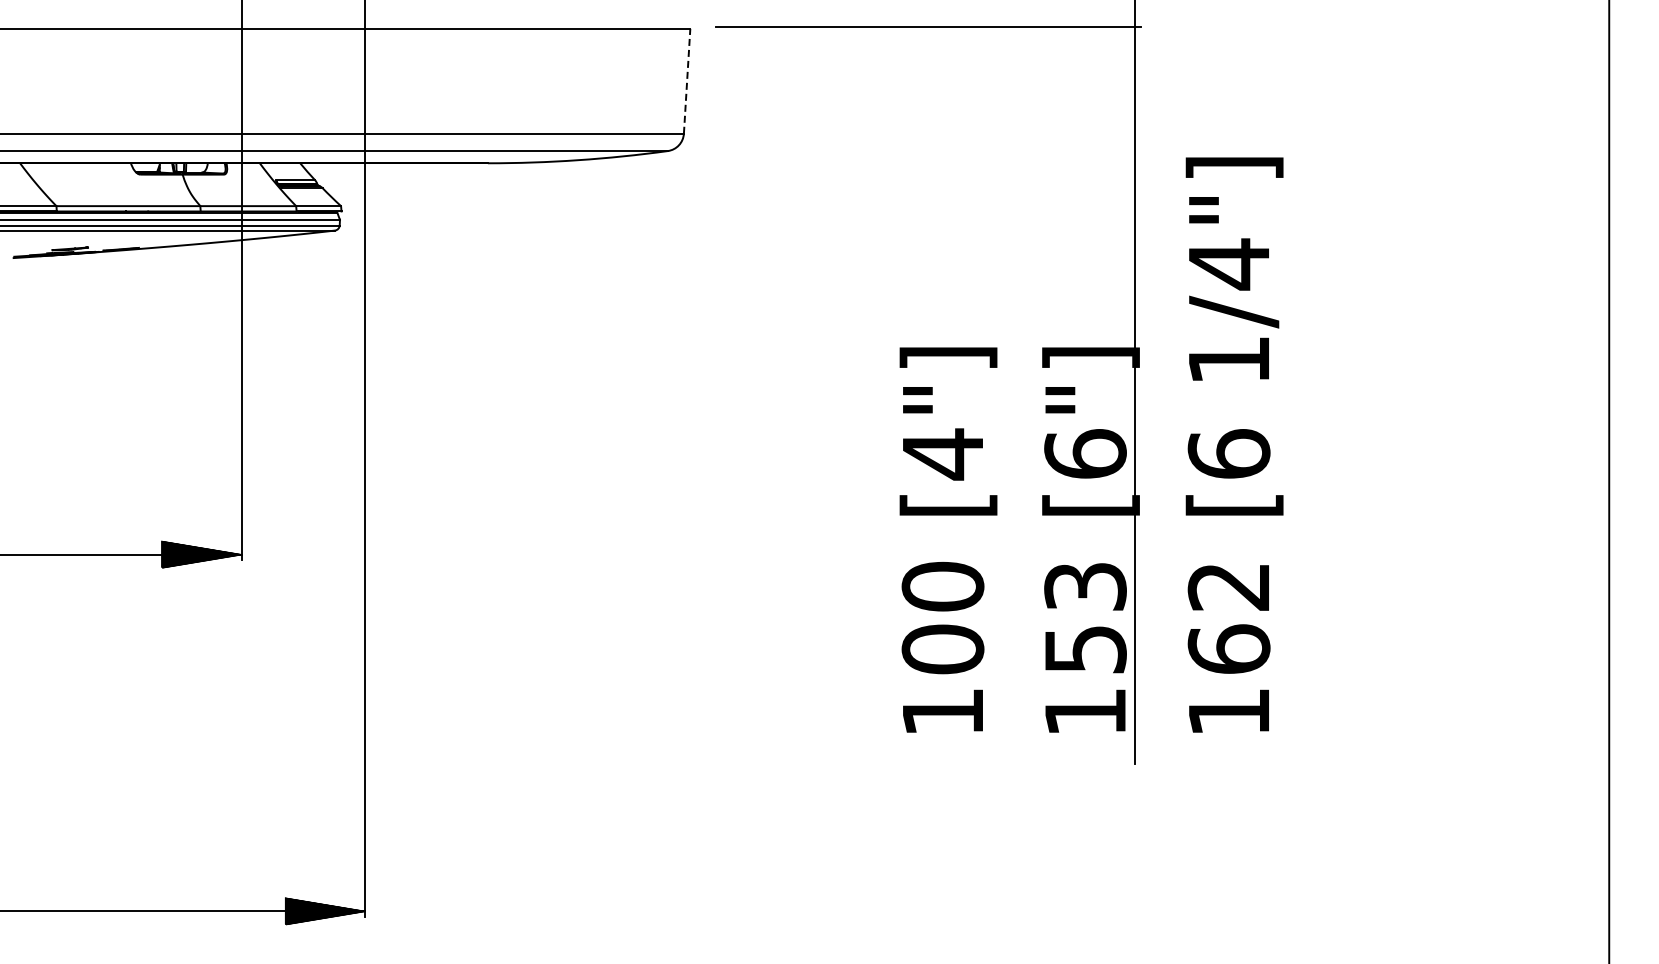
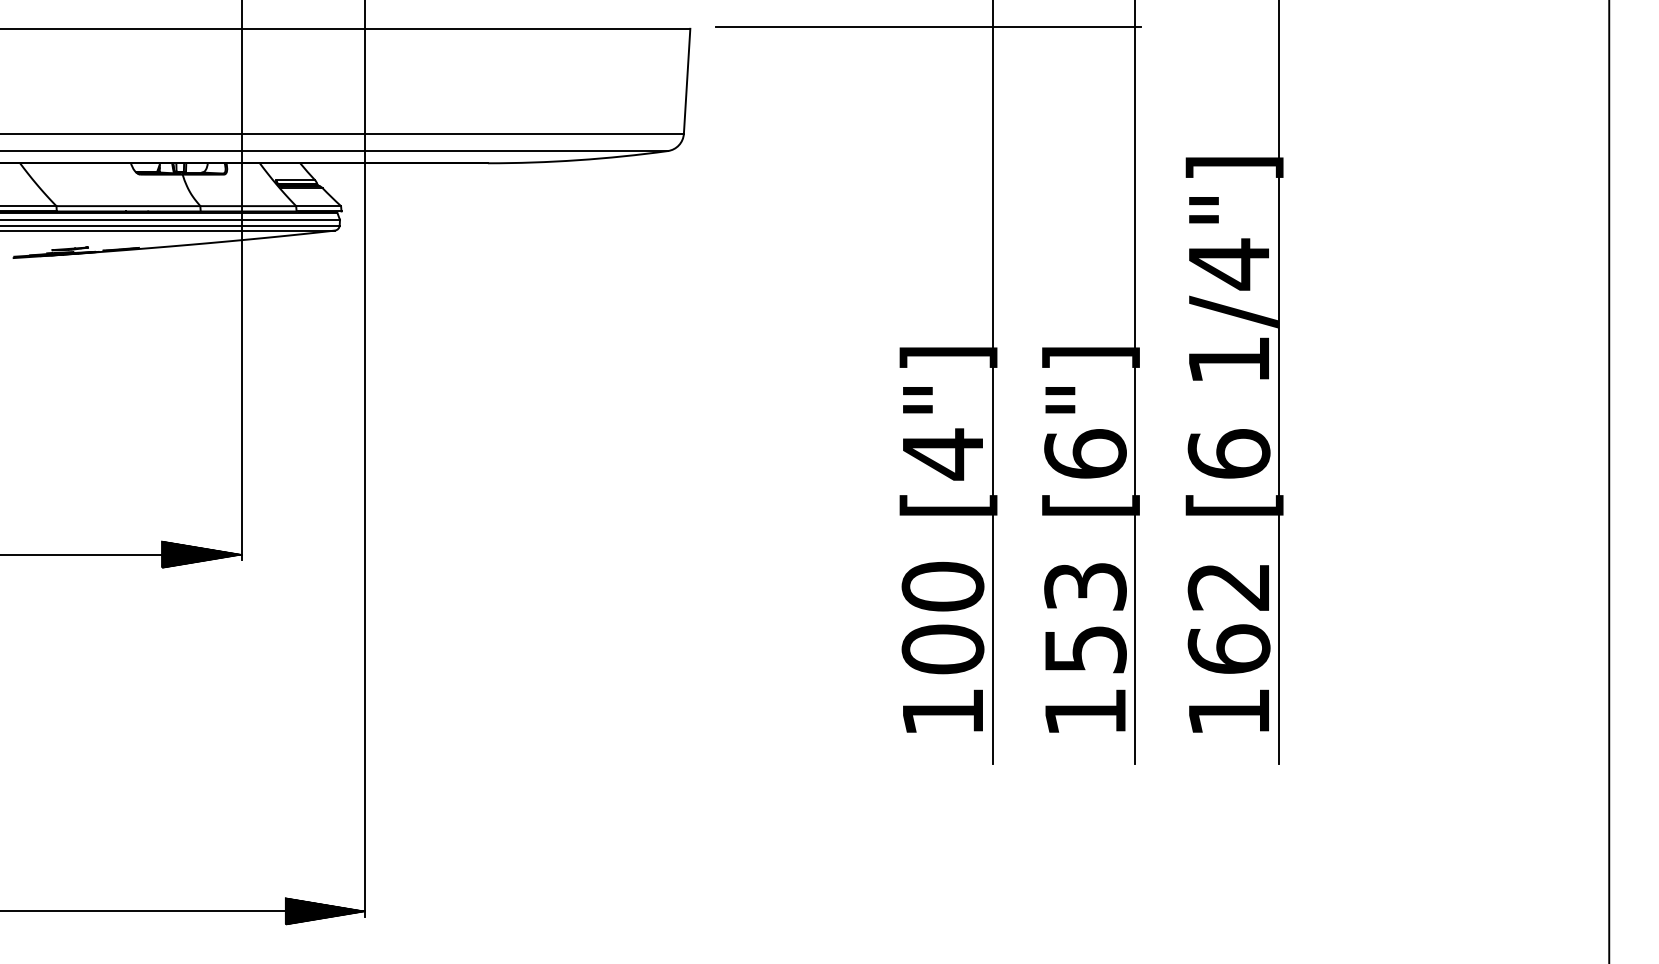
line: dashed -> solid (687, 81)
line: none -> present (992, 382)
line: none -> present (1278, 382)
